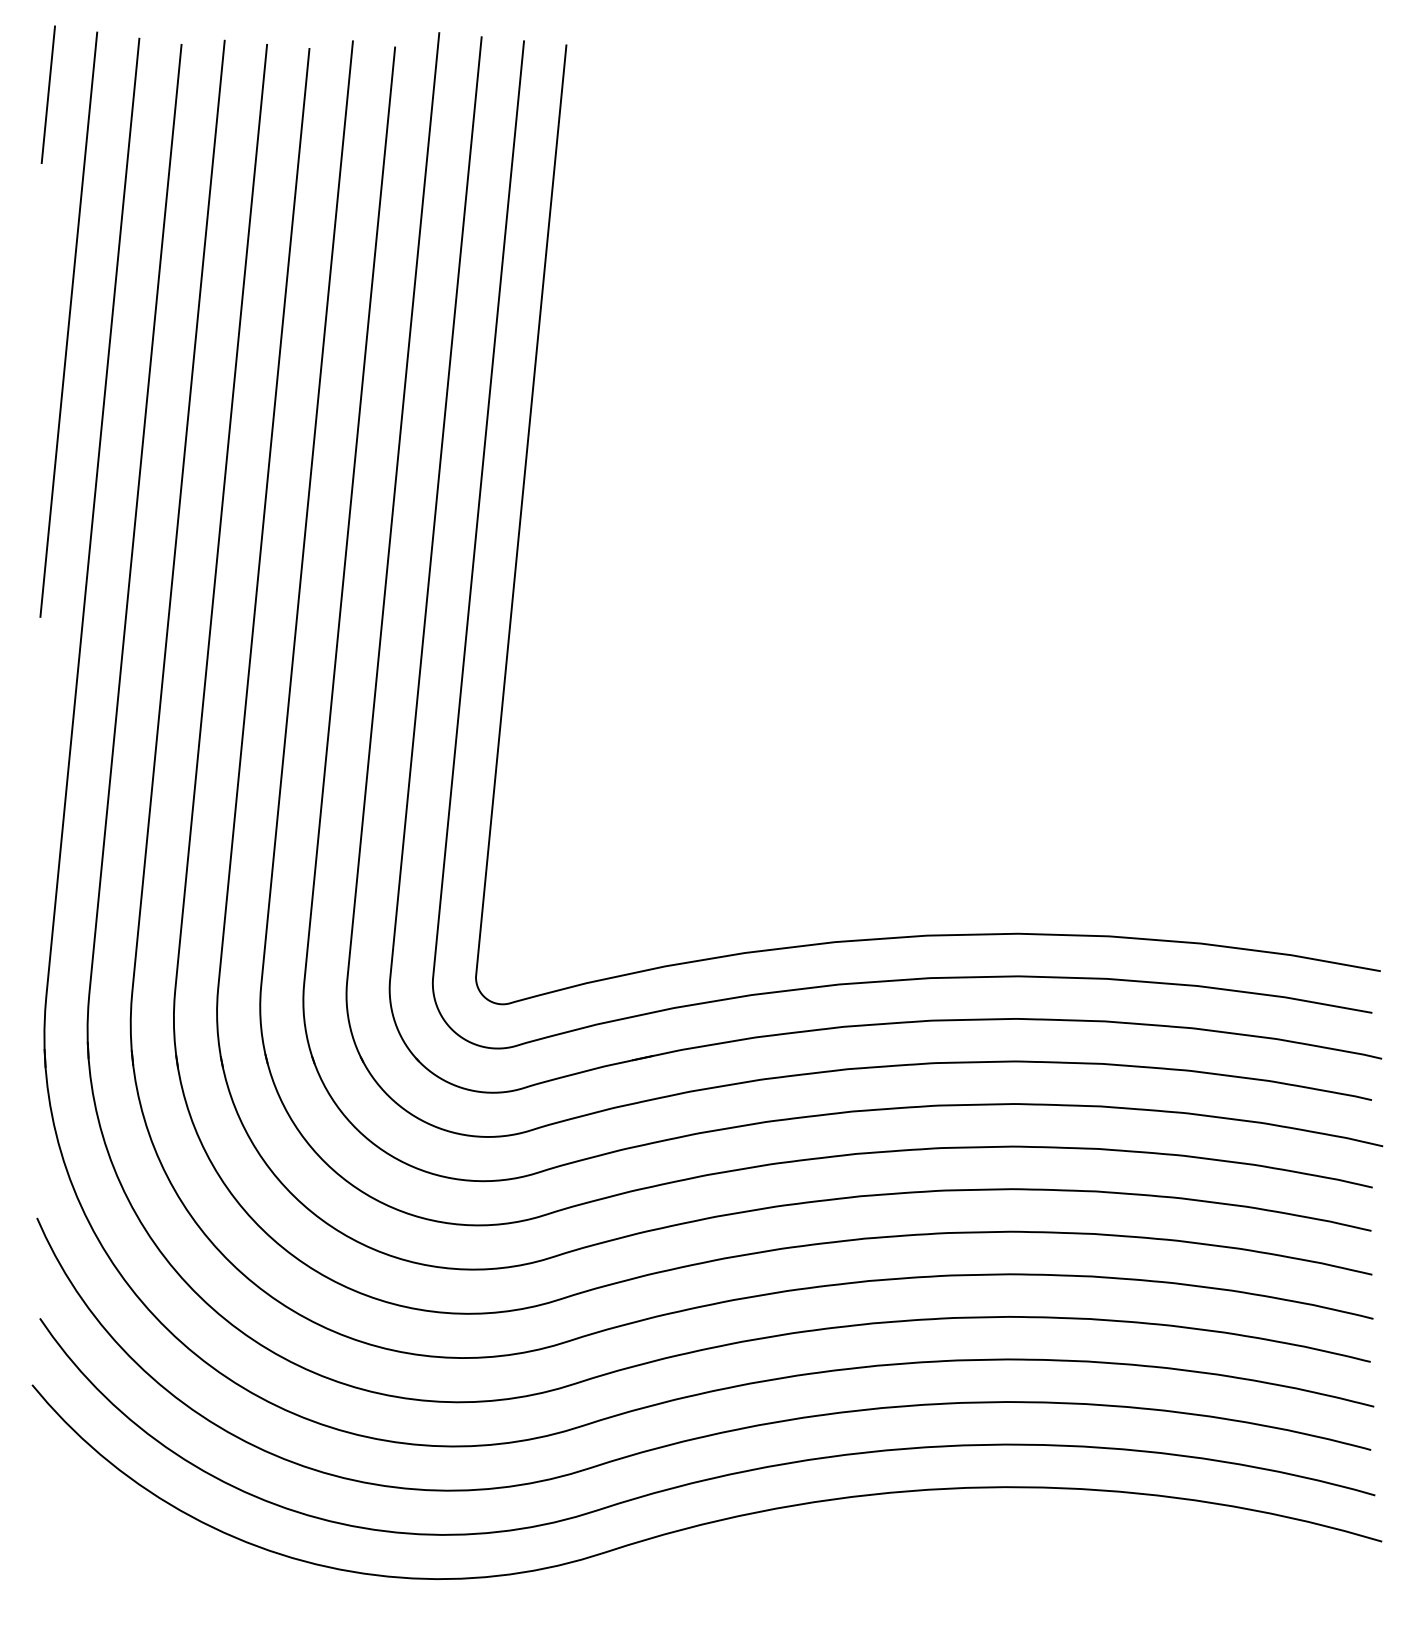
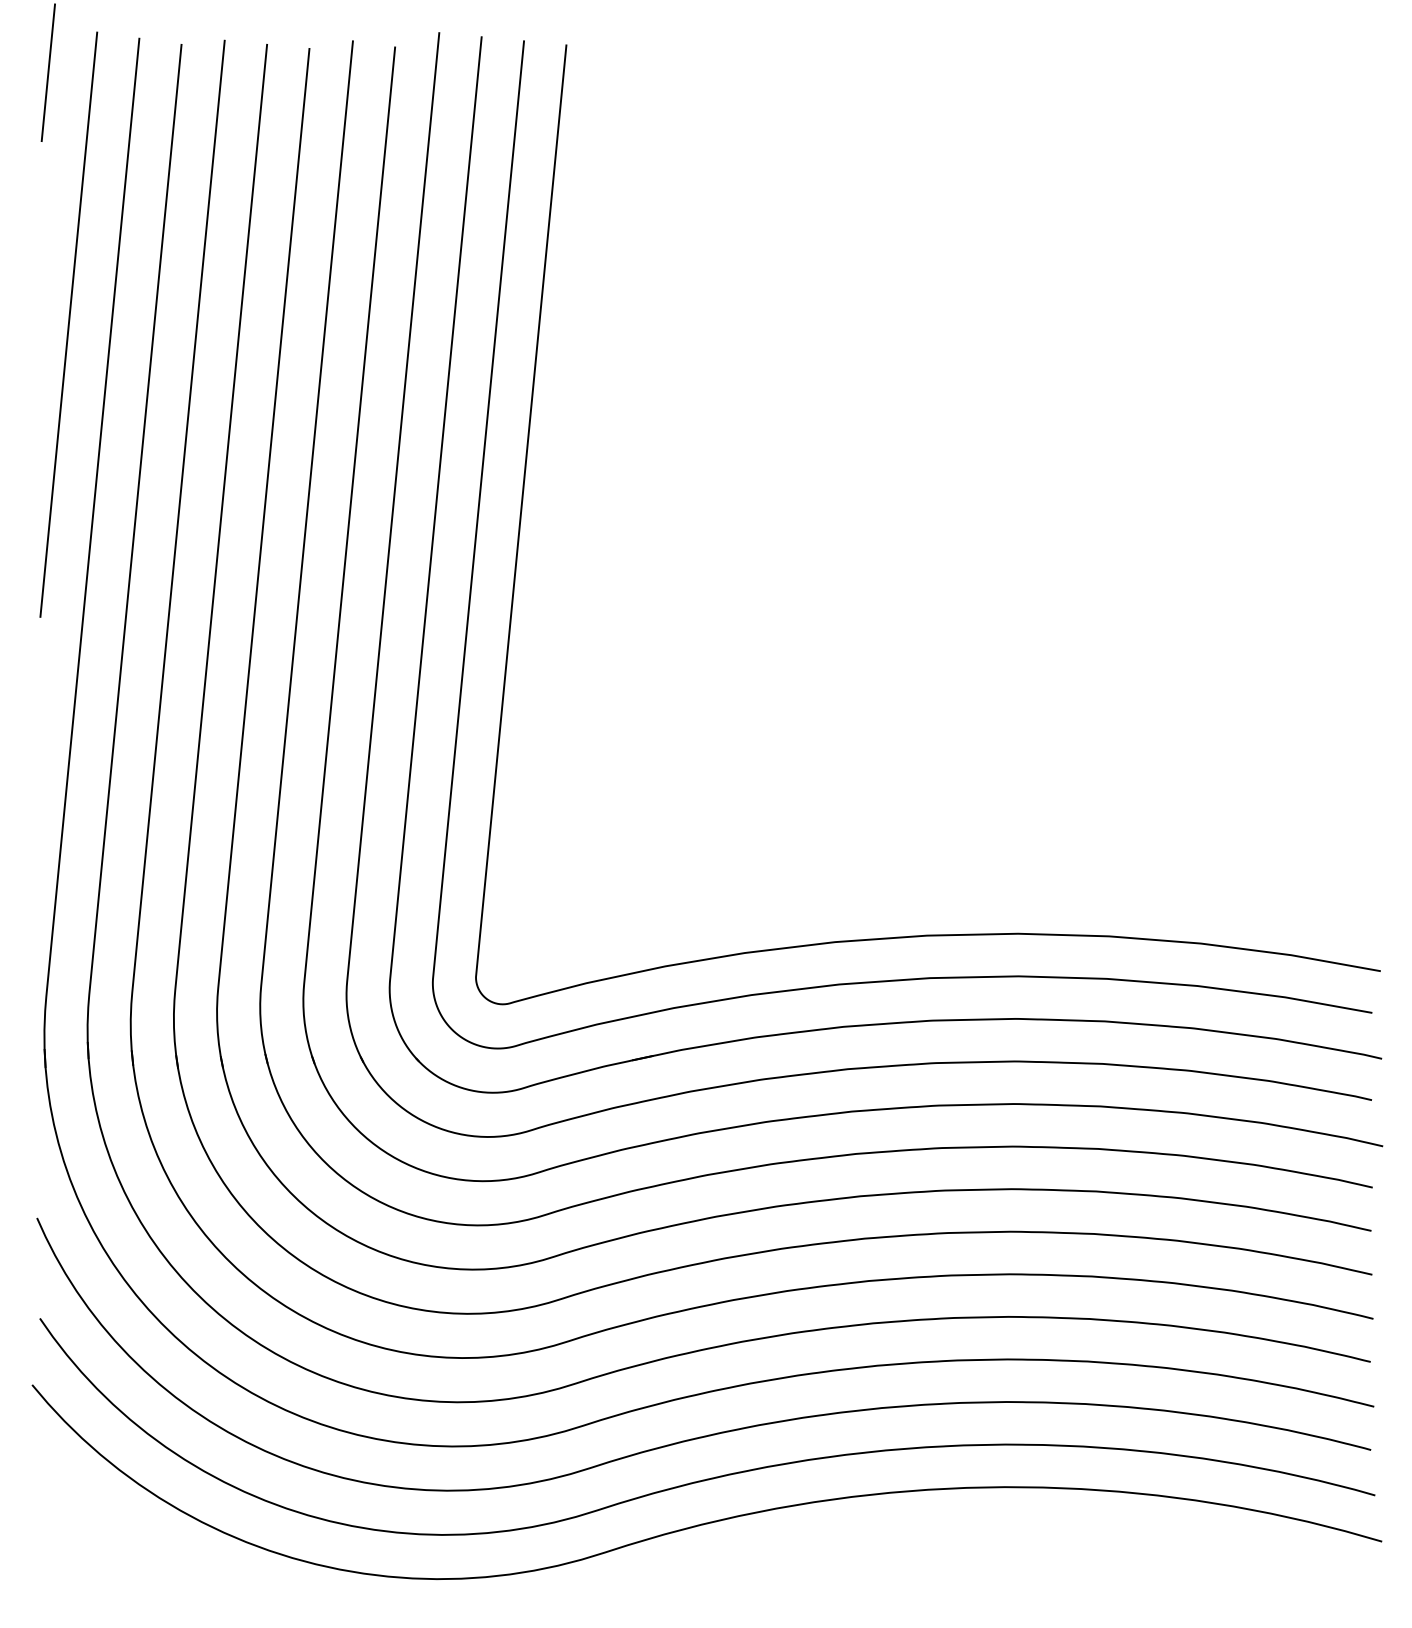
line position: (47, 94) -> (47, 72) (47, 72)
